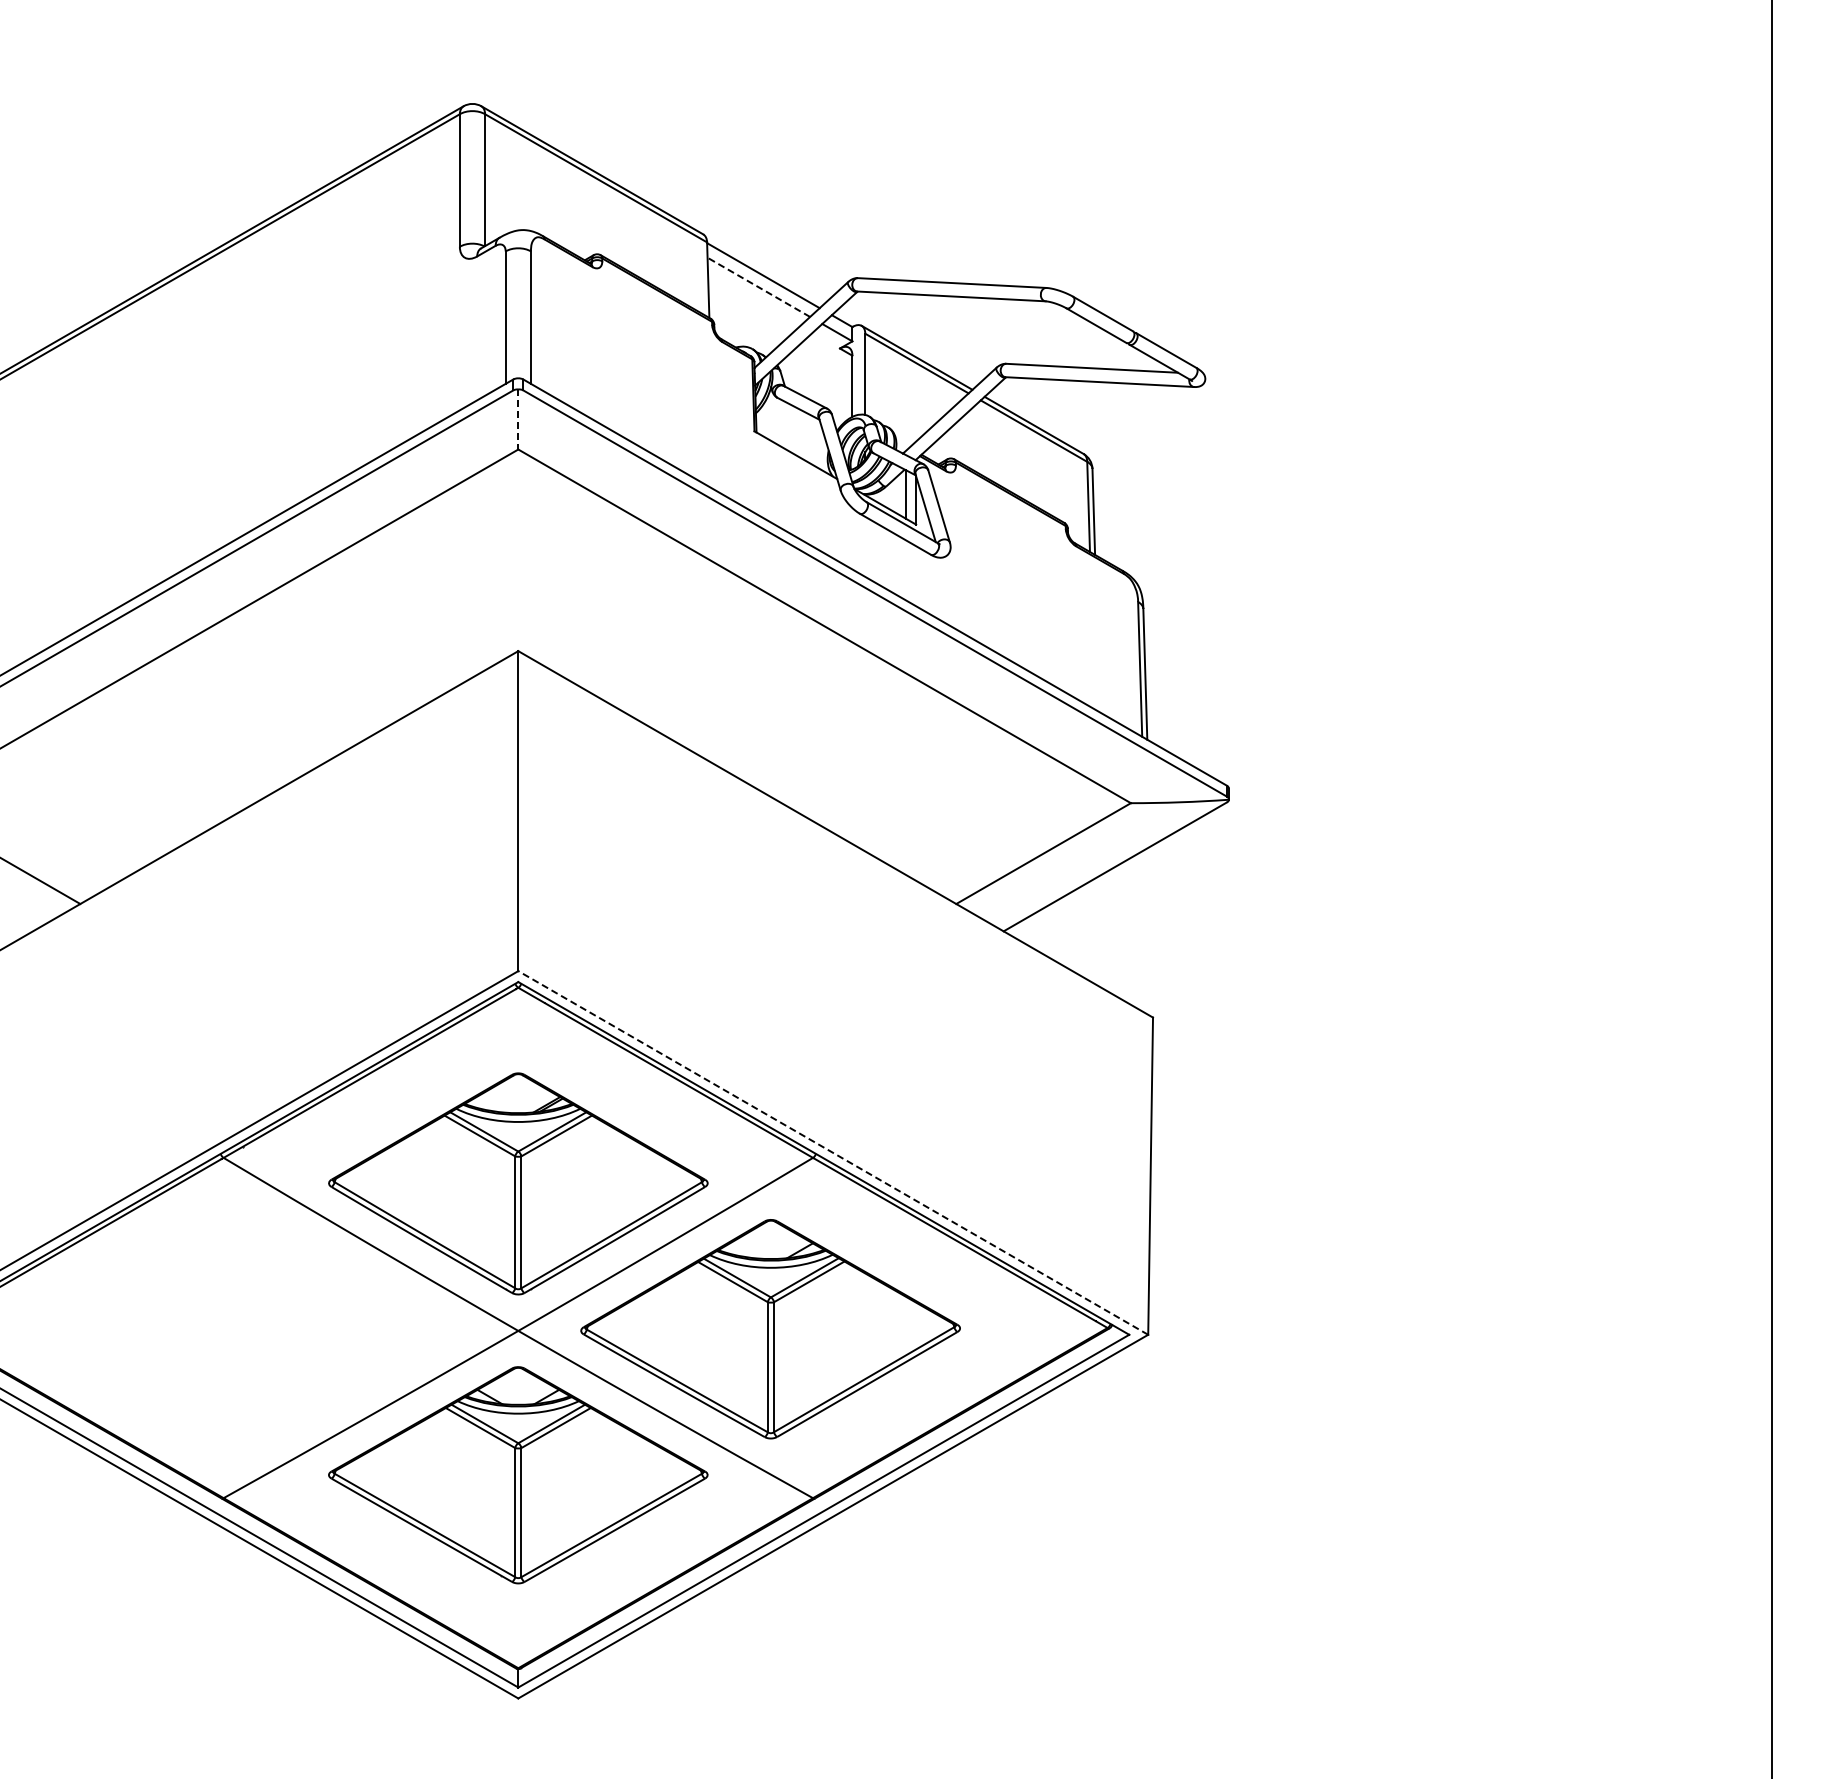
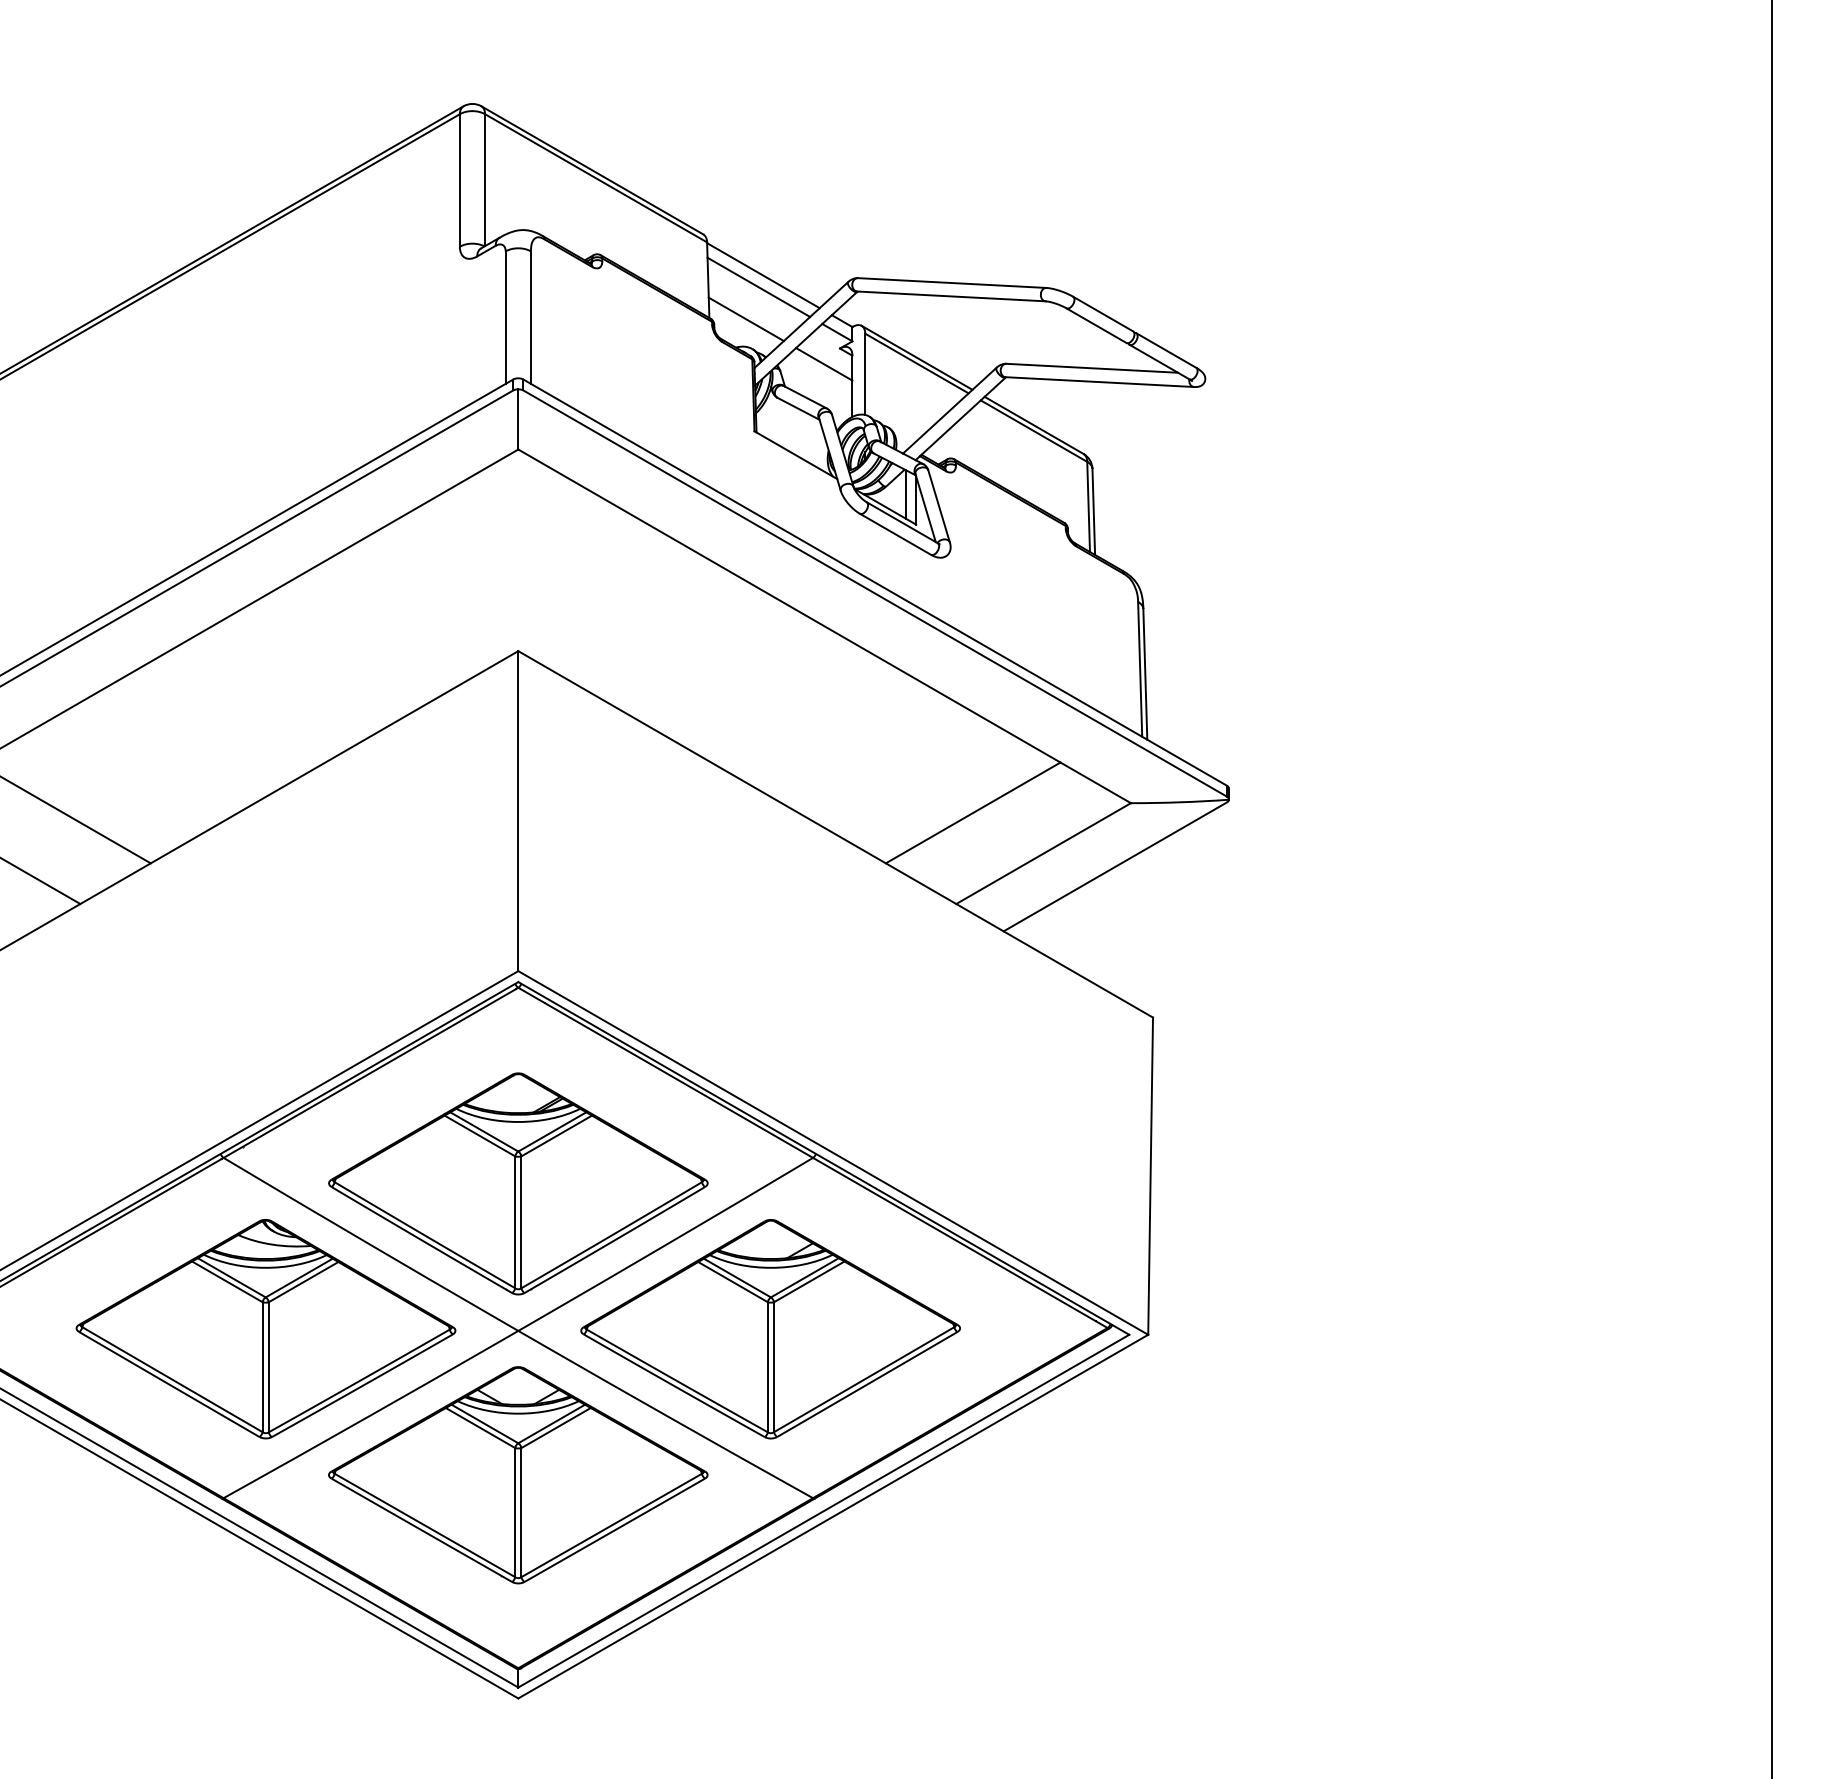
line: dashed -> solid (758, 287)
line: none -> present (745, 319)
line: none -> present (824, 364)
line: dashed -> solid (518, 419)
line: none -> present (972, 812)
line: none -> present (76, 820)
line: dashed -> solid (833, 1152)
part: none -> present (265, 1329)
